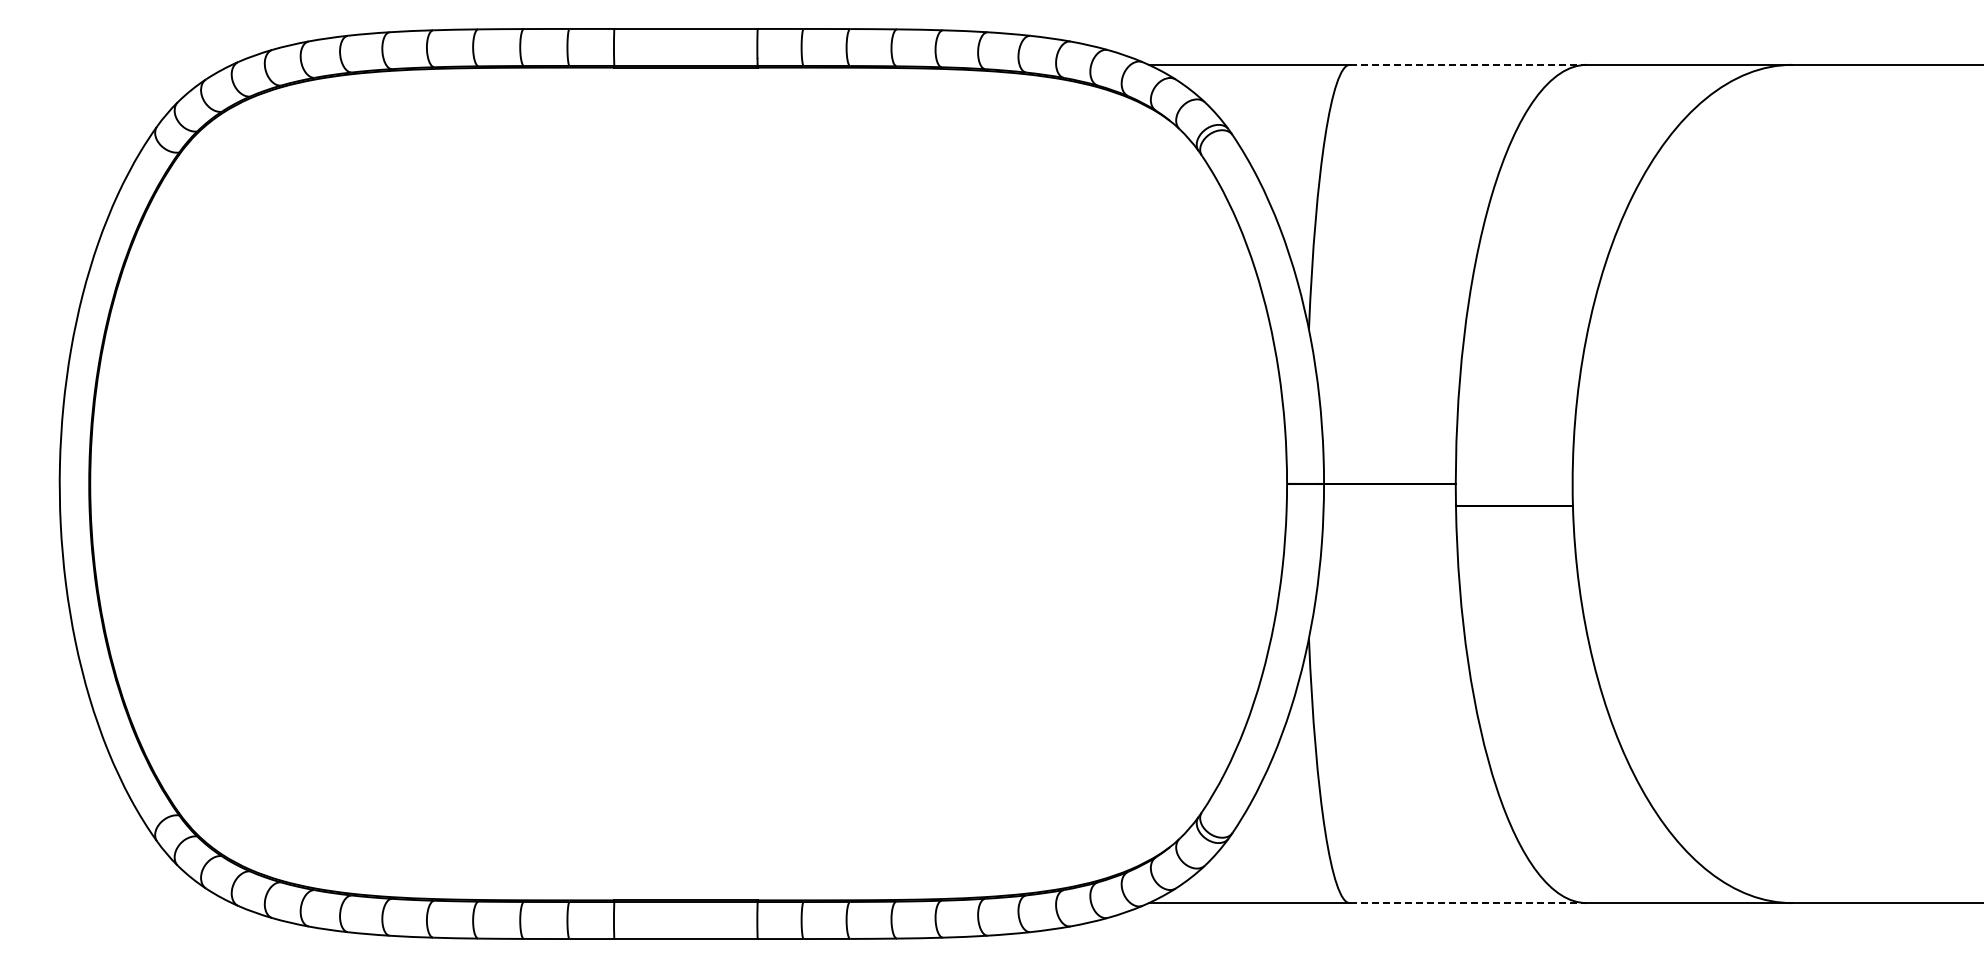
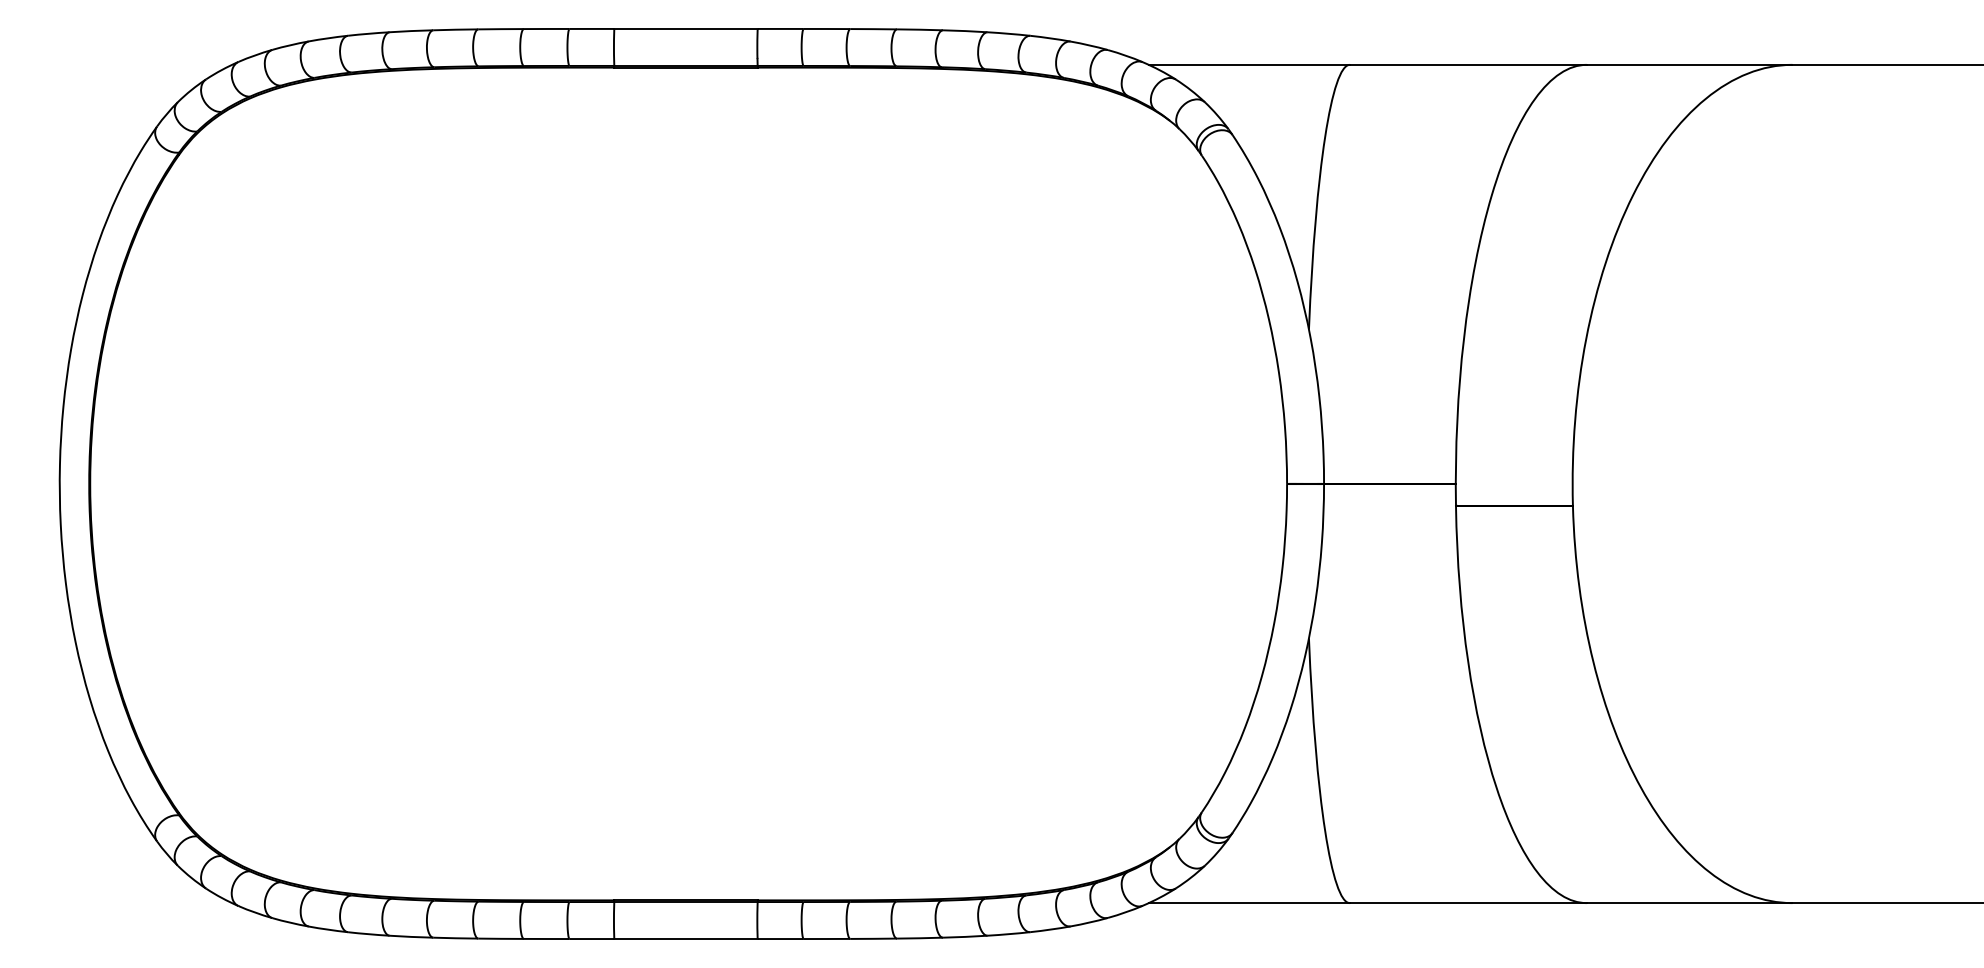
line: dashed -> solid (1468, 64)
line: dashed -> solid (1468, 903)
